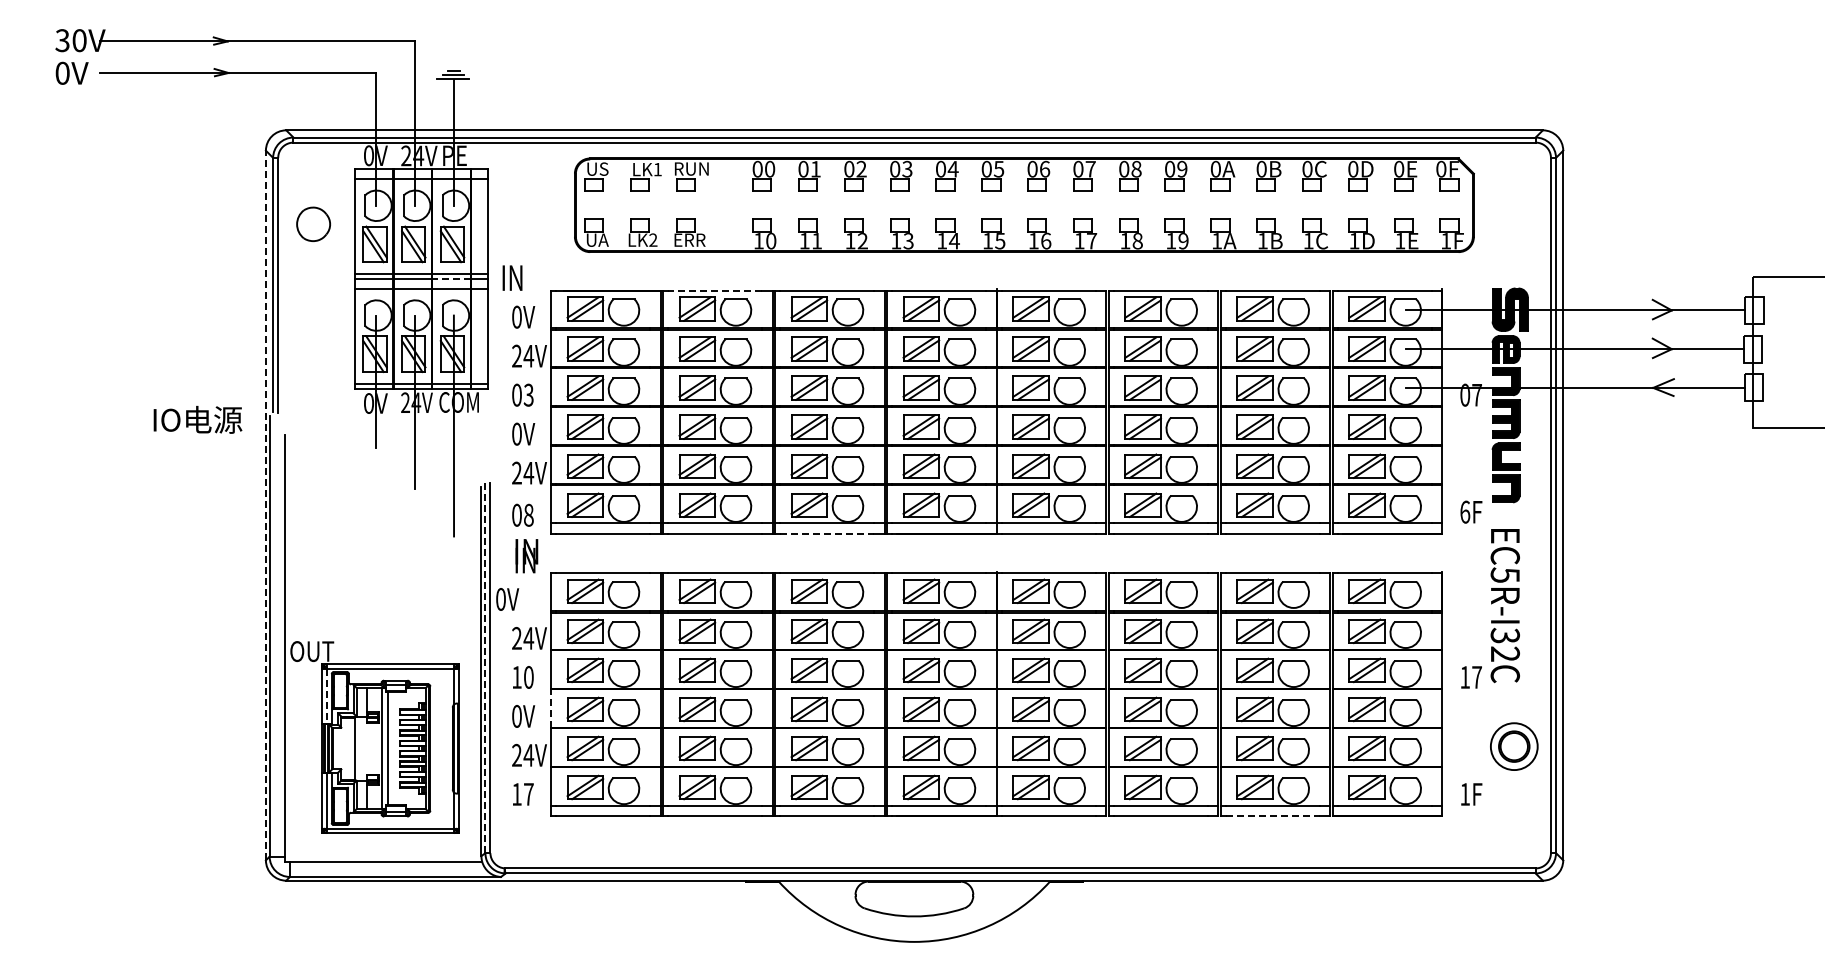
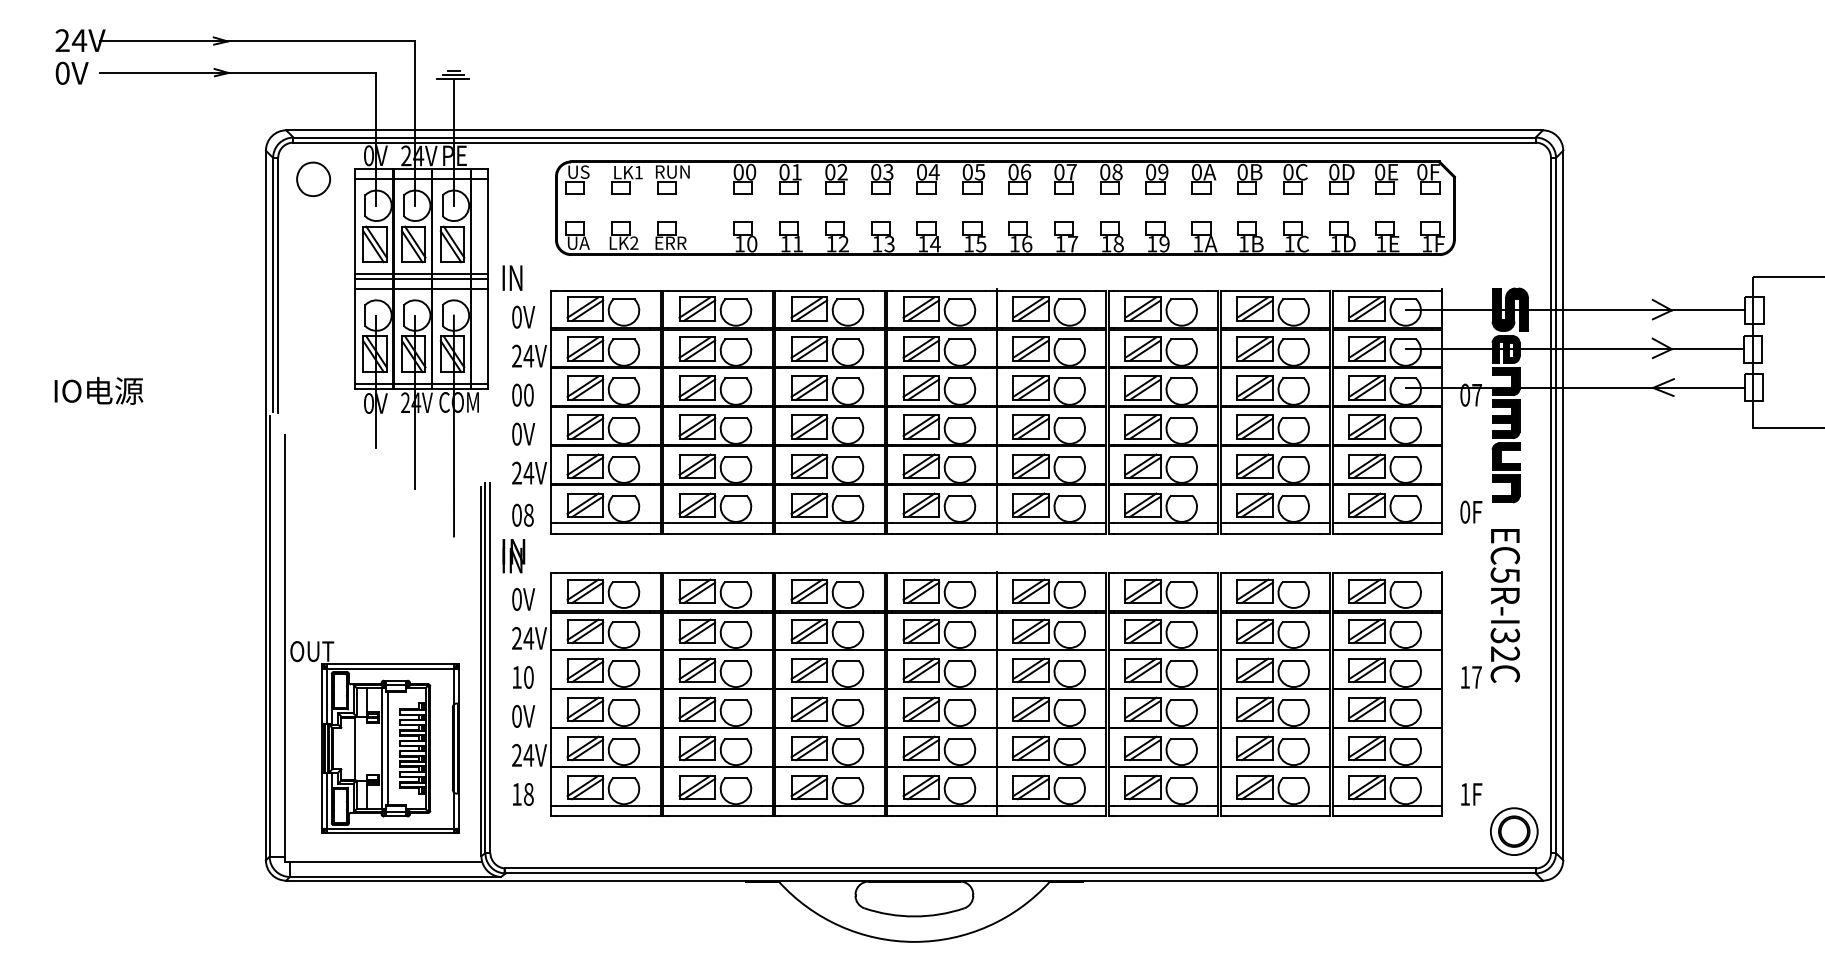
text: 30V -> 24V (71, 40)
part position: (1024, 204) -> (1005, 207) (1005, 207)
part position: (313, 223) -> (313, 178) (313, 178)
line: dashed -> solid (451, 278)
line: dashed -> solid (714, 290)
text: 03 -> 00 (528, 394)
text position: (197, 419) -> (98, 390) (98, 390)
line: dashed -> solid (265, 505)
text: 6F -> 0F (1465, 511)
line: dashed -> solid (827, 533)
text position: (526, 556) -> (513, 556) (513, 556)
text position: (507, 599) -> (523, 599) (523, 599)
line: dashed -> solid (485, 667)
line: dashed -> solid (326, 696)
line: dashed -> solid (550, 708)
part position: (1514, 746) -> (1514, 831) (1514, 831)
text: 17 -> 18 (528, 794)
line: dashed -> solid (1273, 816)
